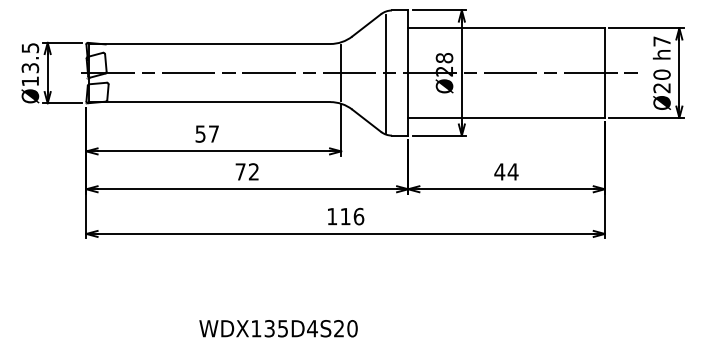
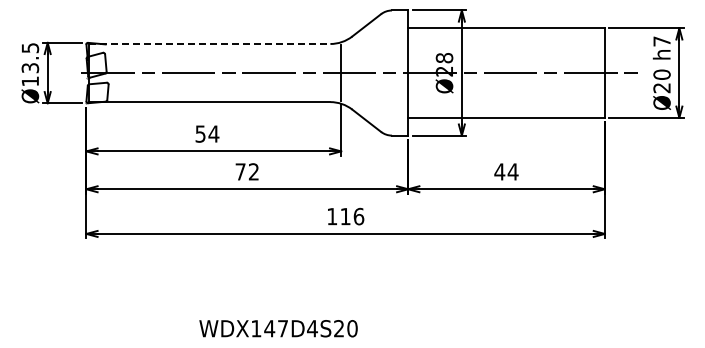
line: solid -> dashed (209, 44)
line: present -> none (385, 73)
text: 57 -> 54 (213, 133)
text: WDX135D4S20 -> WDX147D4S20 (275, 328)
